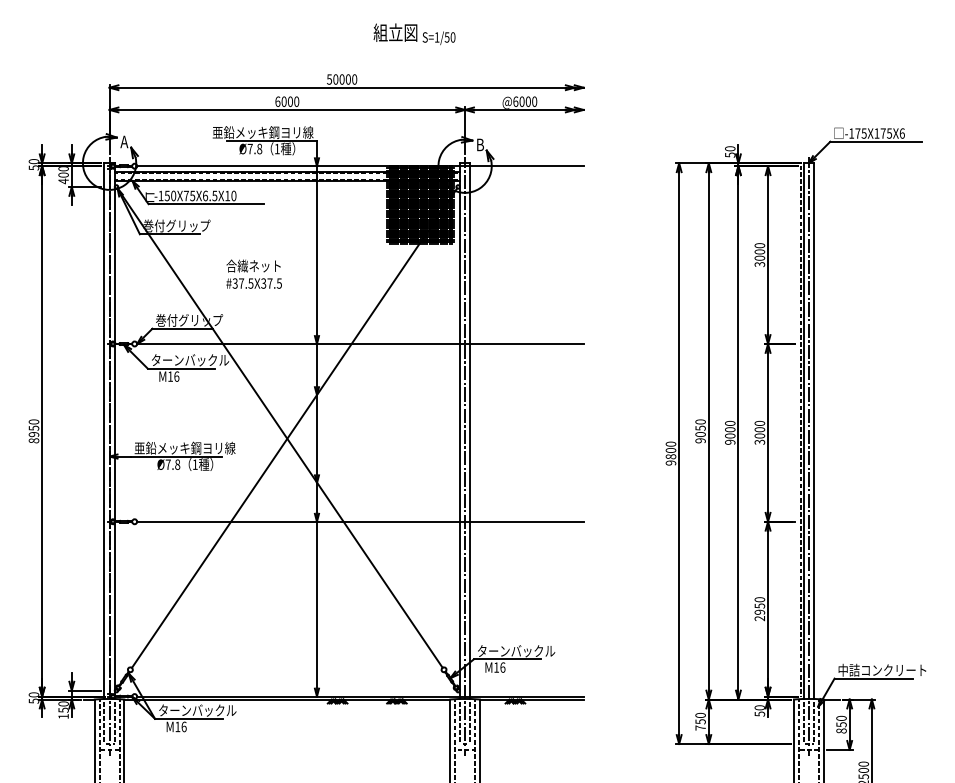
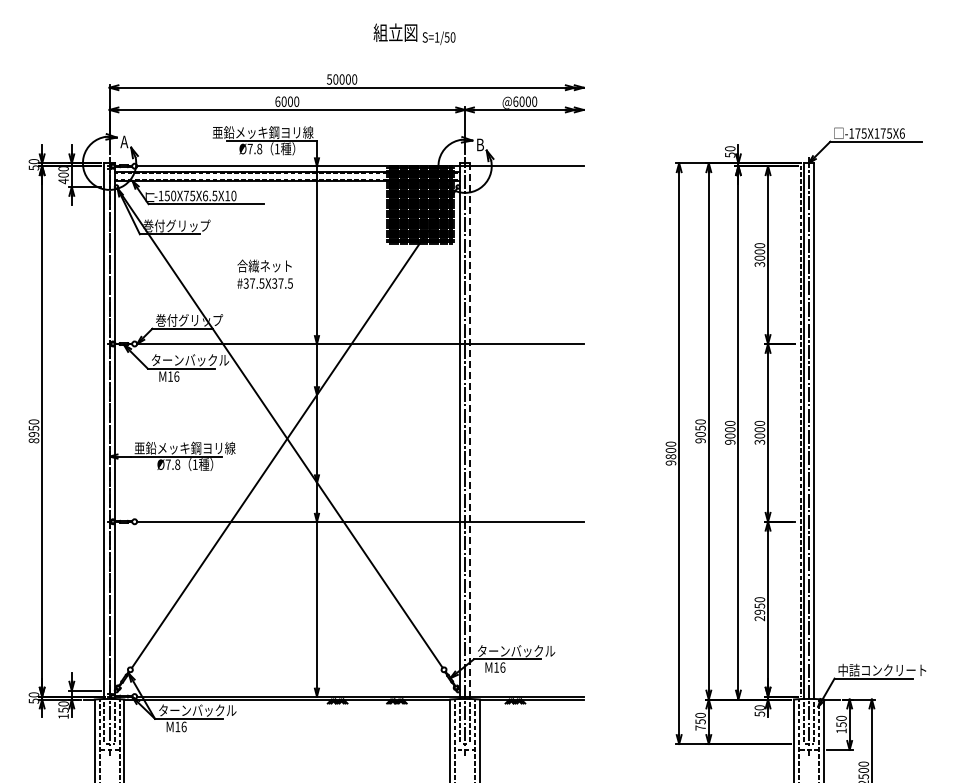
text position: (253, 273) -> (264, 273) (264, 273)
line: solid -> dashed (470, 431)
text: 850 -> 150 (841, 730)
